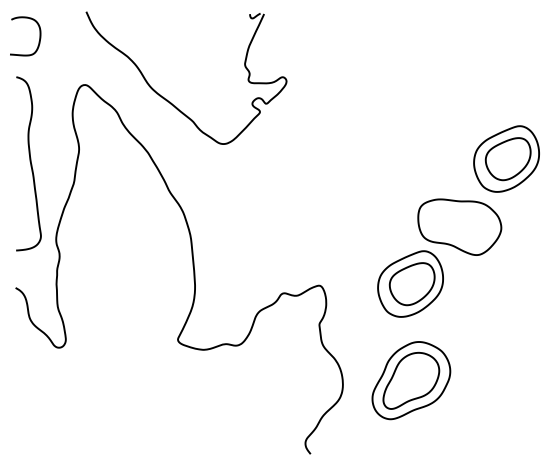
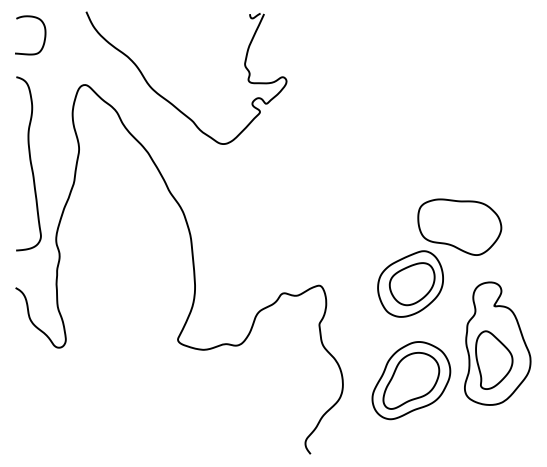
curve position: (38, 41) -> (43, 40) (43, 40)
part: present -> none (506, 158)
part: none -> present (497, 343)
